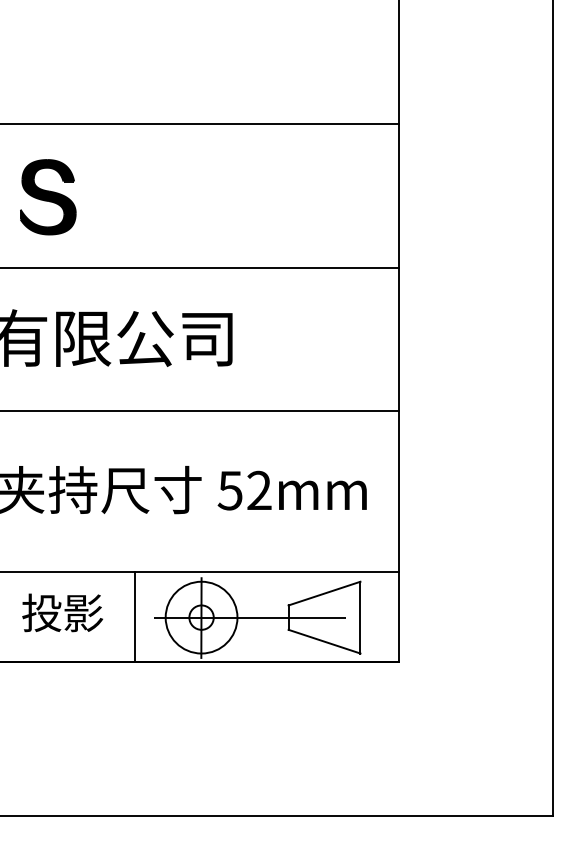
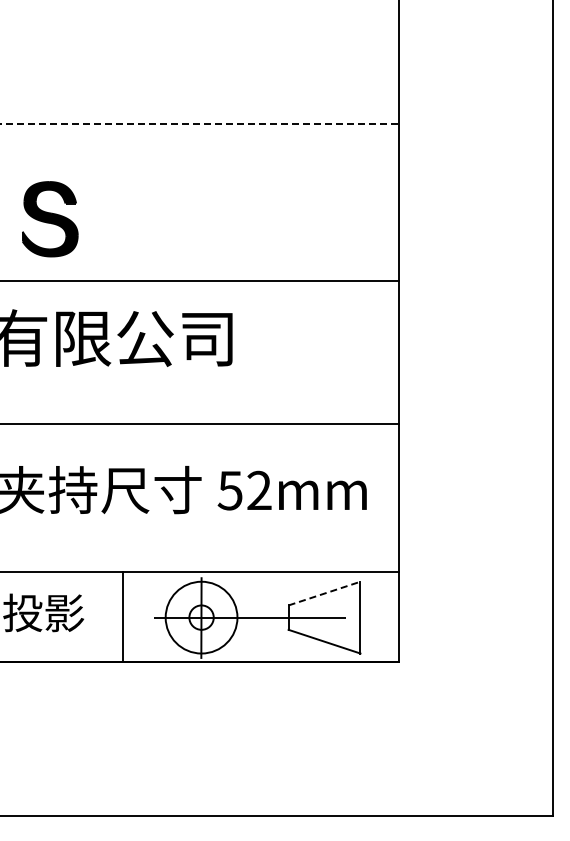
line: solid -> dashed (200, 124)
part position: (48, 197) -> (50, 219) (50, 219)
line position: (200, 267) -> (200, 280) (200, 280)
line position: (200, 411) -> (200, 424) (200, 424)
line: solid -> dashed (324, 593)
text position: (62, 612) -> (43, 612) (43, 612)
line position: (135, 617) -> (123, 617) (123, 617)
